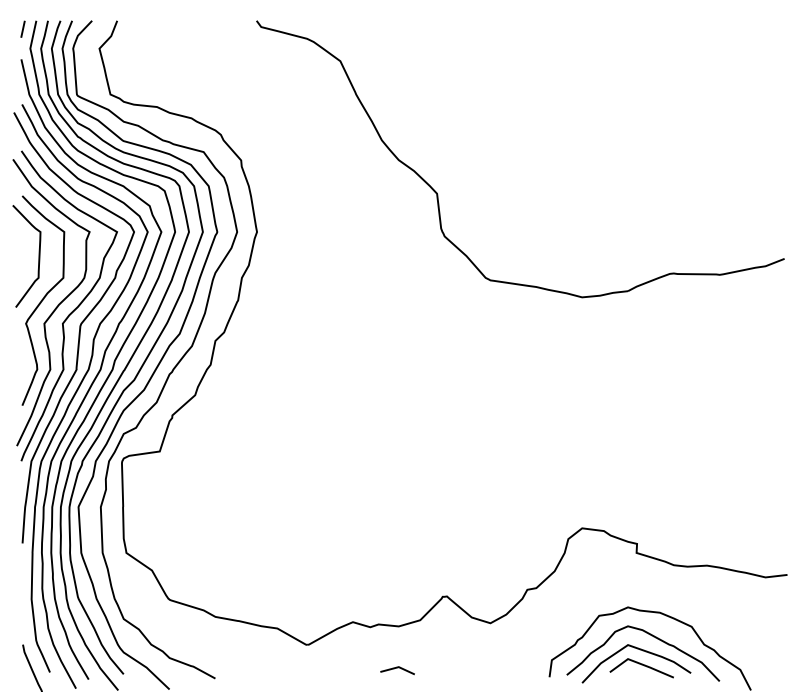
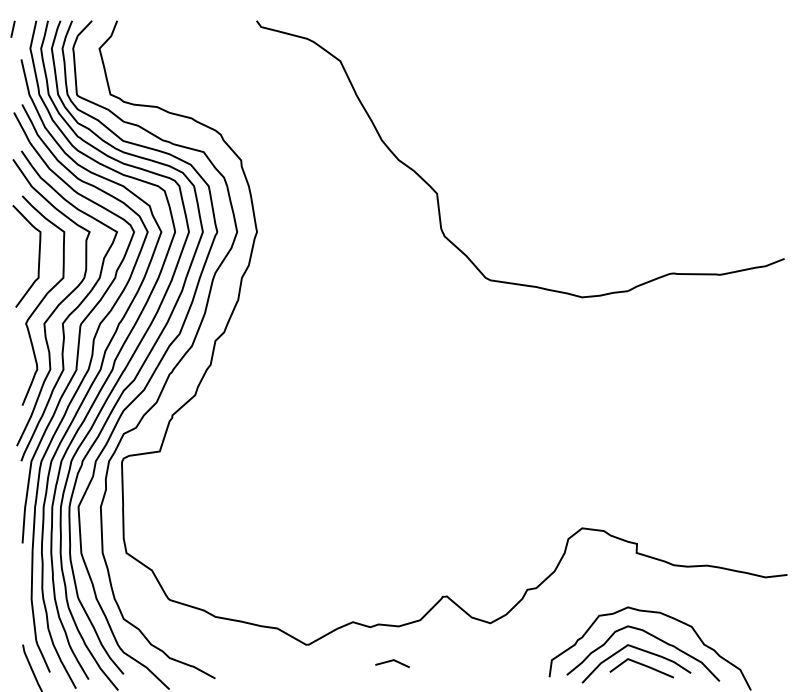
line position: (22, 28) -> (12, 28) (12, 28)
line position: (397, 668) -> (392, 661) (392, 661)
